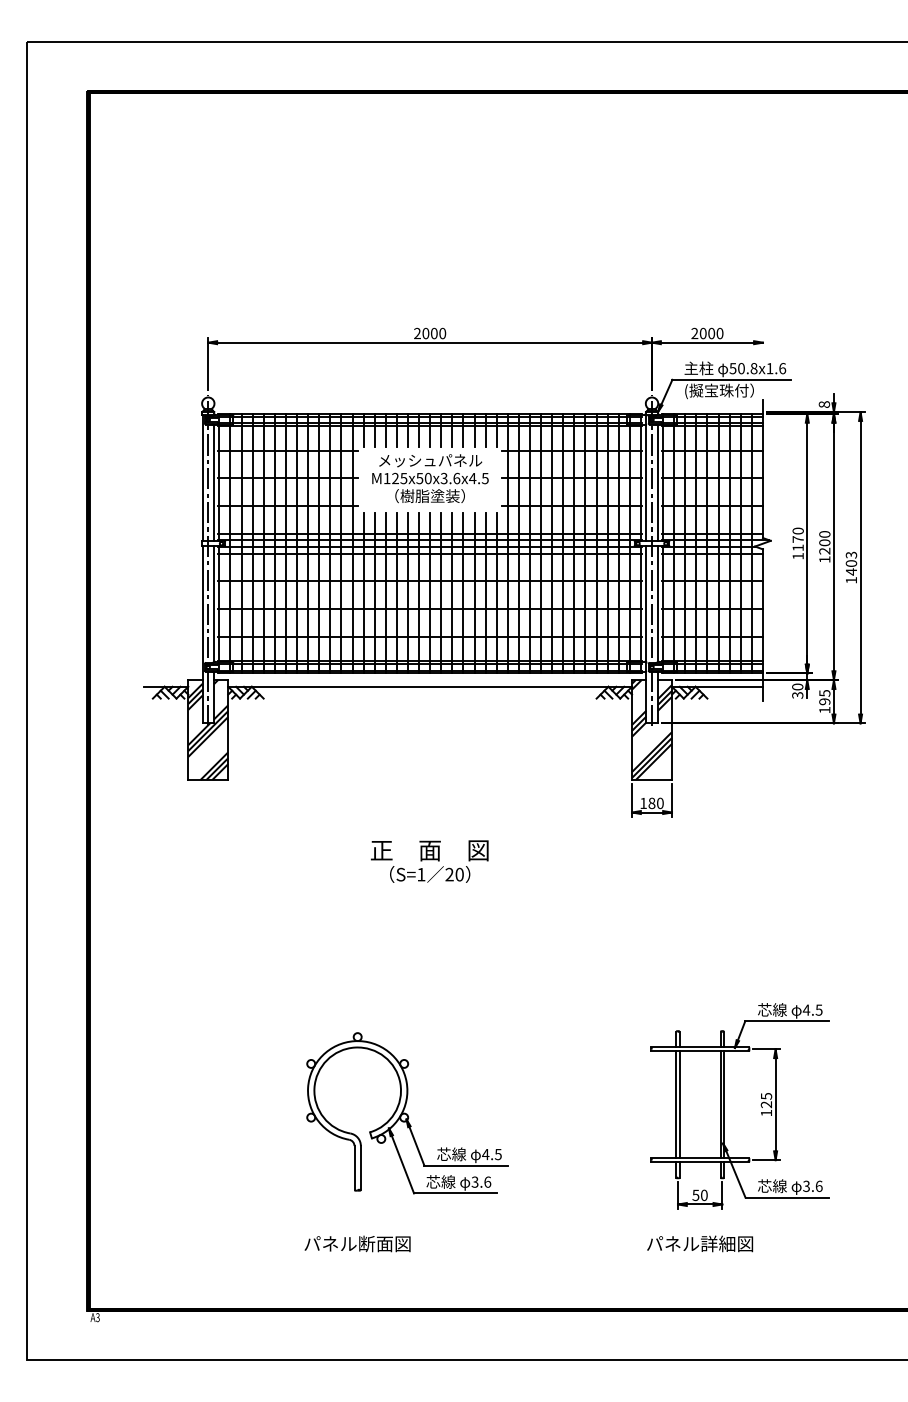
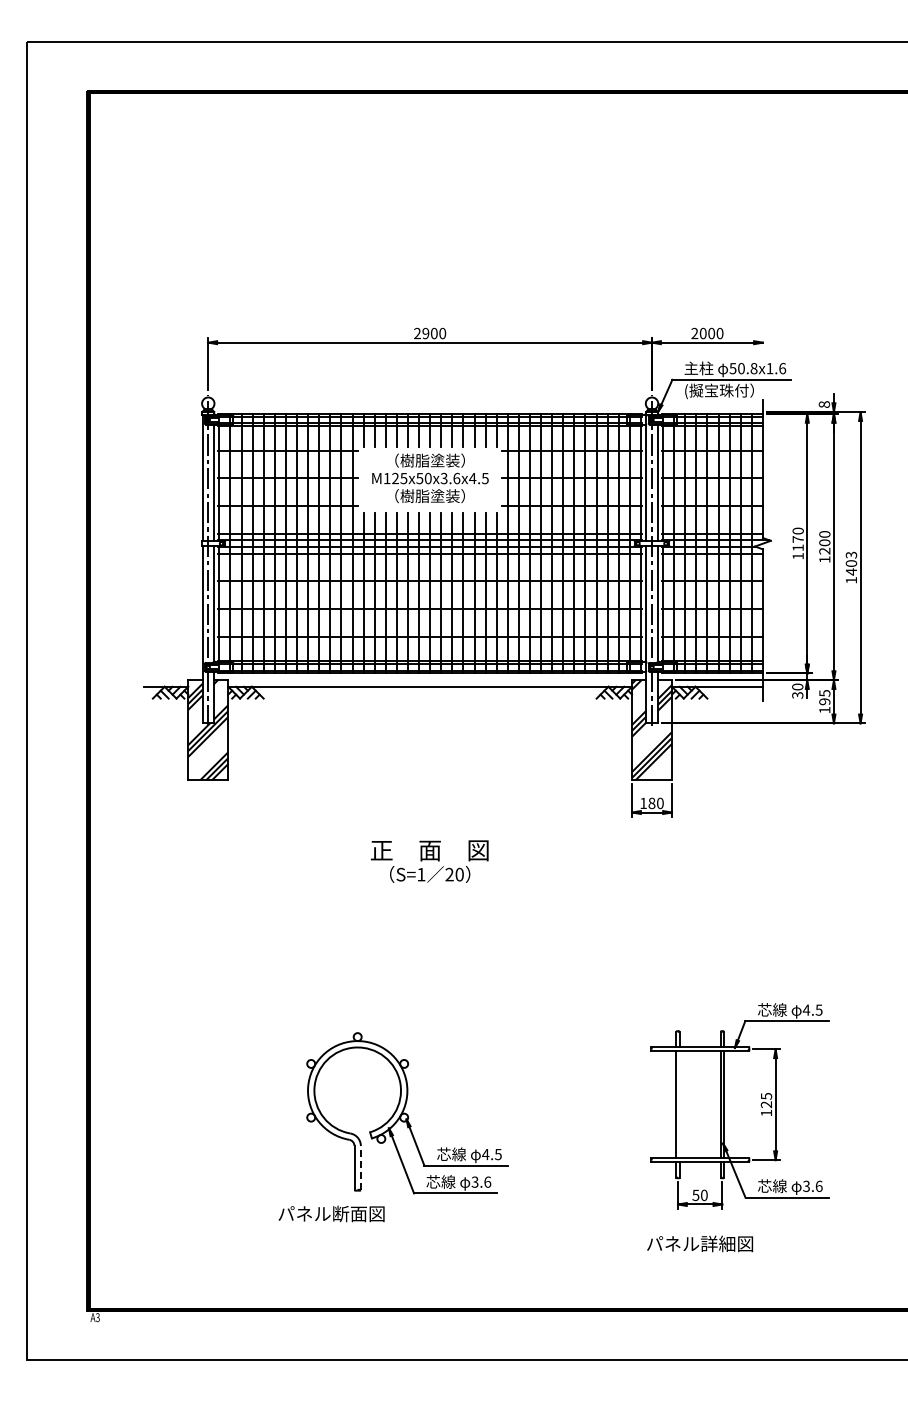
text: 2000 -> 2900 (425, 333)
text: メッシュパネル -> （樹脂塗装） (430, 460)
line: present -> none (679, 1104)
line: solid -> dashed (360, 1167)
text position: (357, 1243) -> (331, 1213) (331, 1213)
